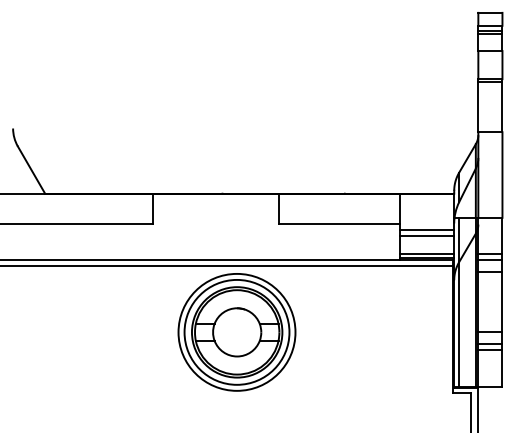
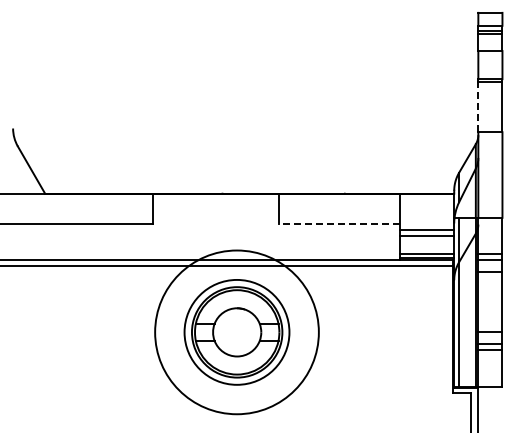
line: solid -> dashed (478, 107)
line: solid -> dashed (339, 223)
circle diameter: 117 px -> 164 px (236, 332)
